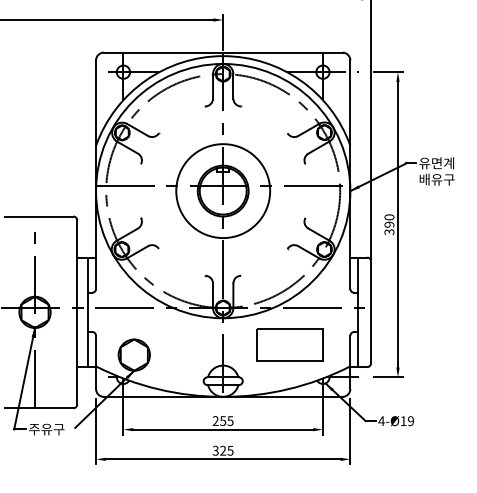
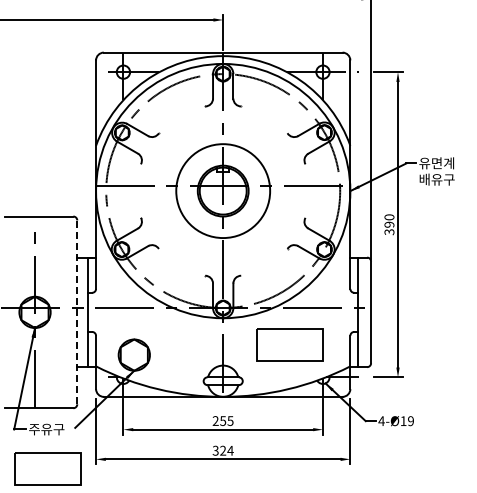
line: solid -> dashed (77, 312)
text: 325 -> 324 (230, 450)
part: none -> present (47, 468)
